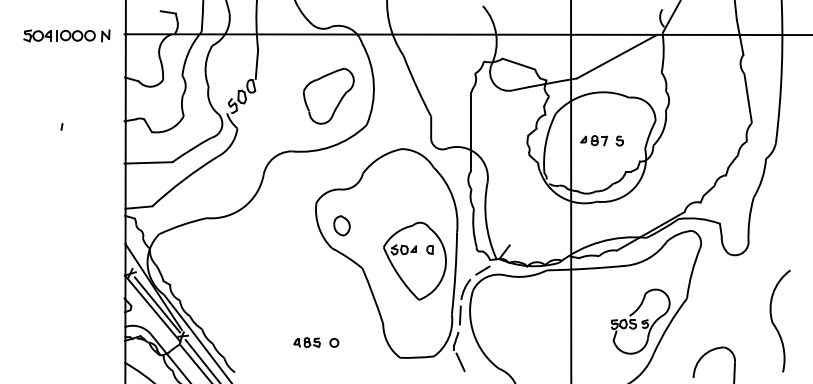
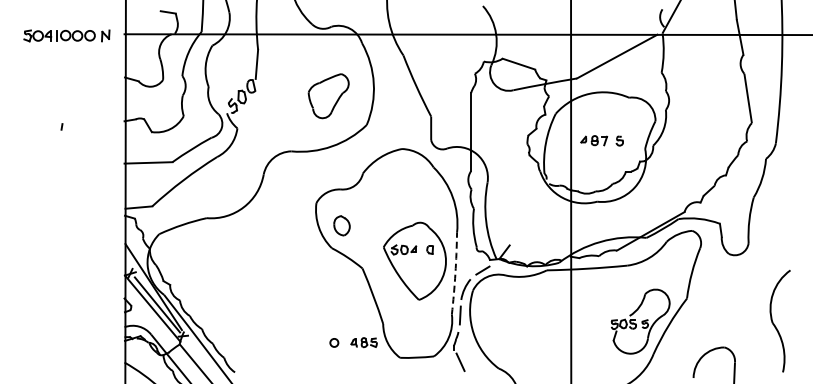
part size: 53x58 px -> 43x47 px (328, 96)
arc: solid -> dashed (455, 273)
part position: (306, 342) -> (363, 342) (363, 342)
line: present -> none (201, 359)
